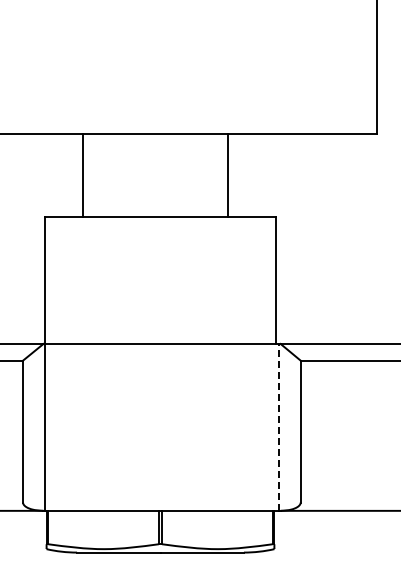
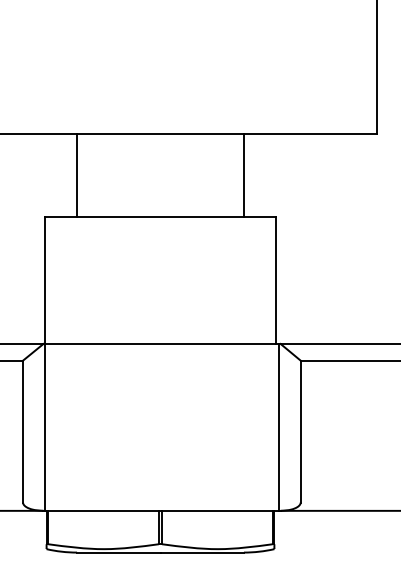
line position: (83, 175) -> (77, 175) (77, 175)
line position: (227, 175) -> (243, 175) (243, 175)
line: dashed -> solid (278, 426)
